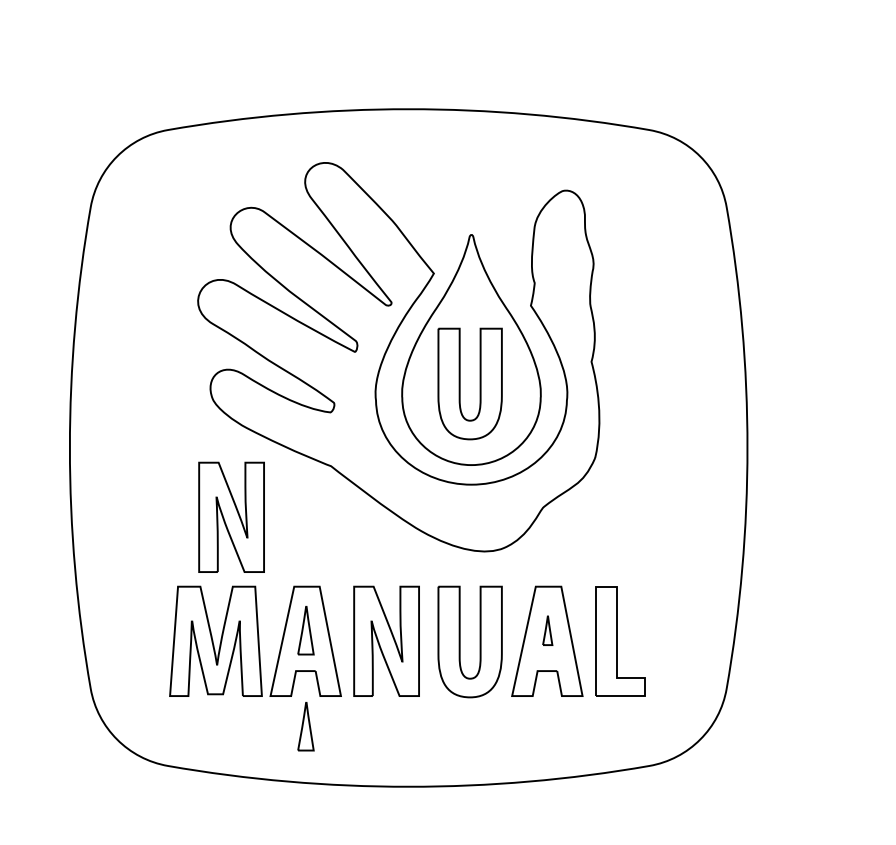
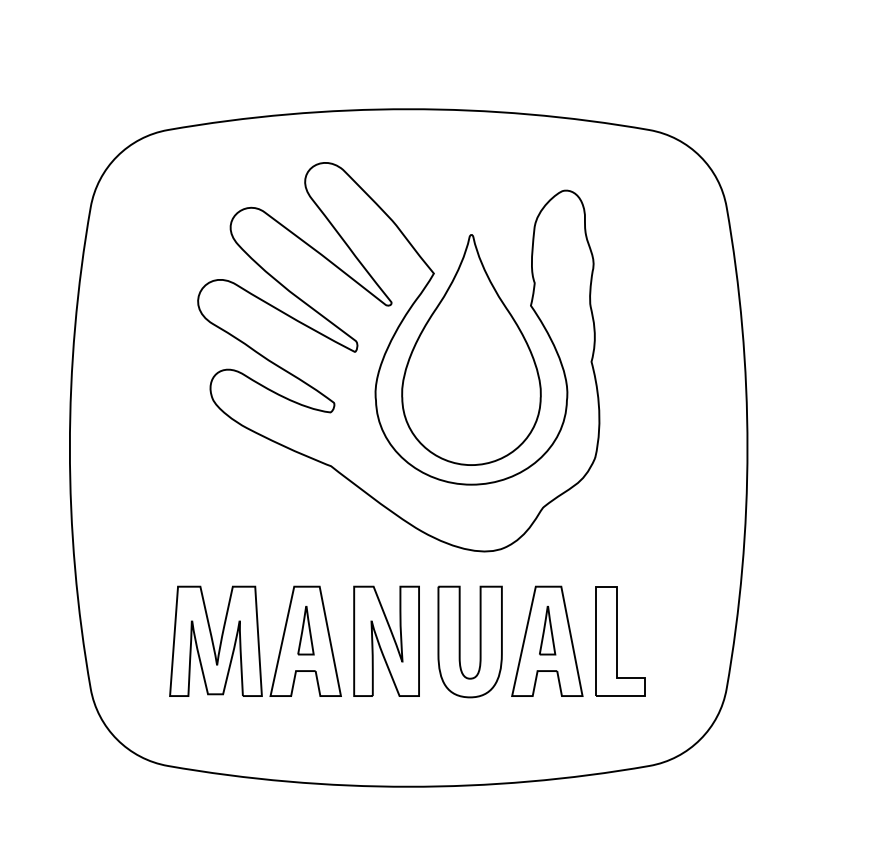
part: present -> none (460, 383)
part: present -> none (231, 516)
part size: 12x31 px -> 18x50 px (547, 630)
part: present -> none (305, 726)
